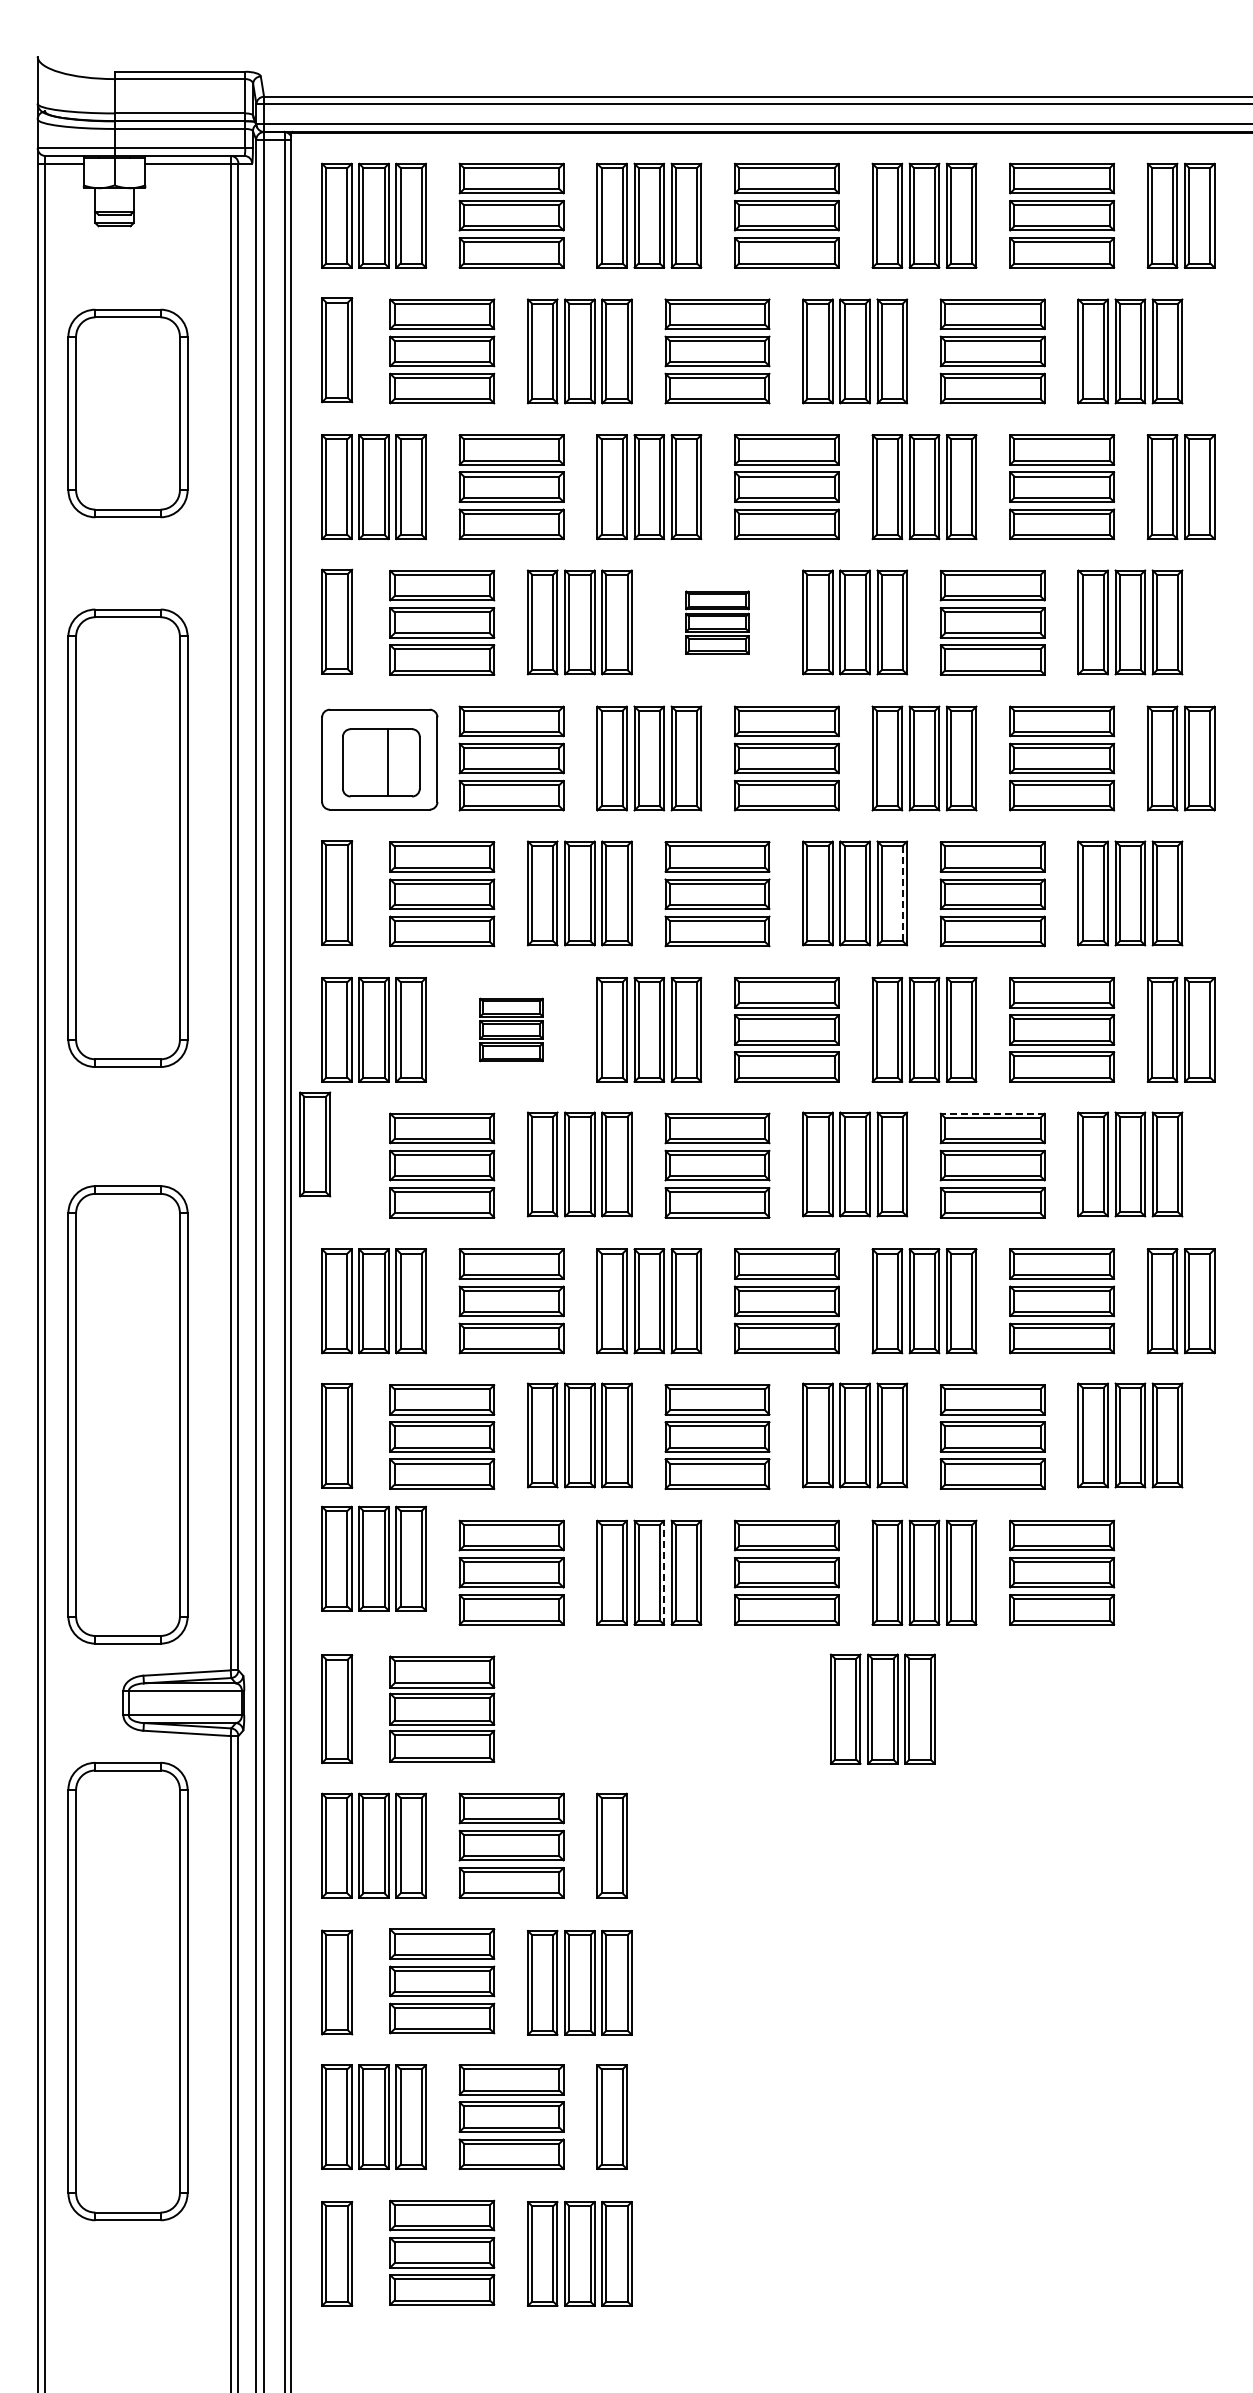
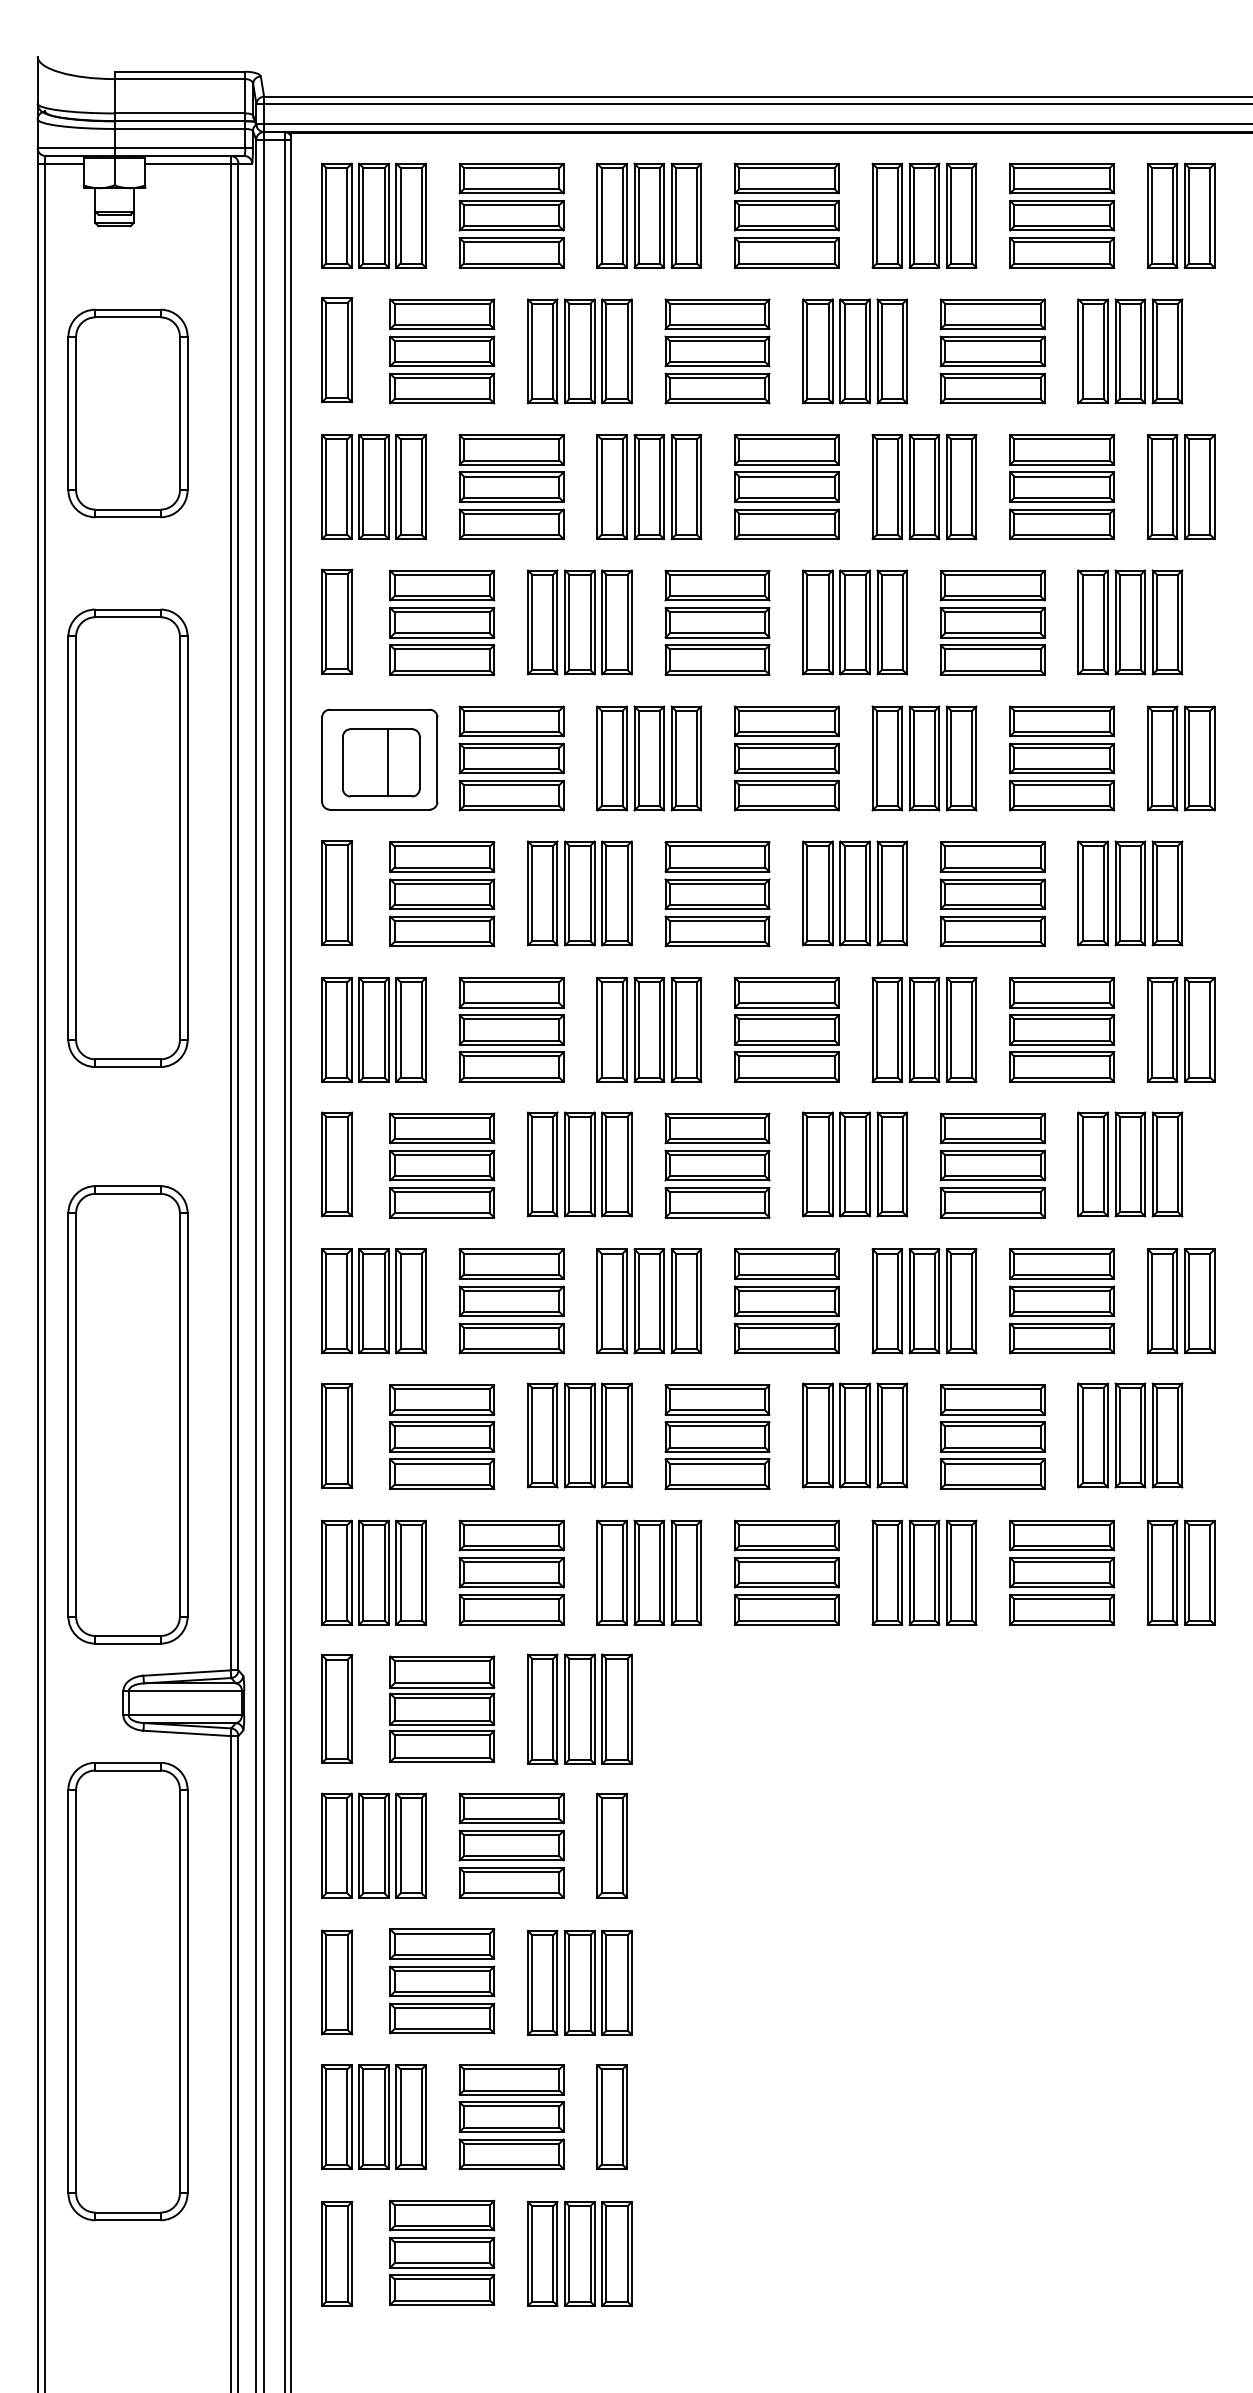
part size: 65x65 px -> 107x107 px (717, 622)
line: dashed -> solid (902, 893)
part size: 65x66 px -> 107x106 px (511, 1029)
line: dashed -> solid (992, 1113)
part position: (315, 1144) -> (337, 1164) (337, 1164)
part position: (373, 1558) -> (373, 1572) (373, 1572)
line: dashed -> solid (664, 1572)
part: none -> present (1180, 1572)
part position: (882, 1708) -> (579, 1708) (579, 1708)
